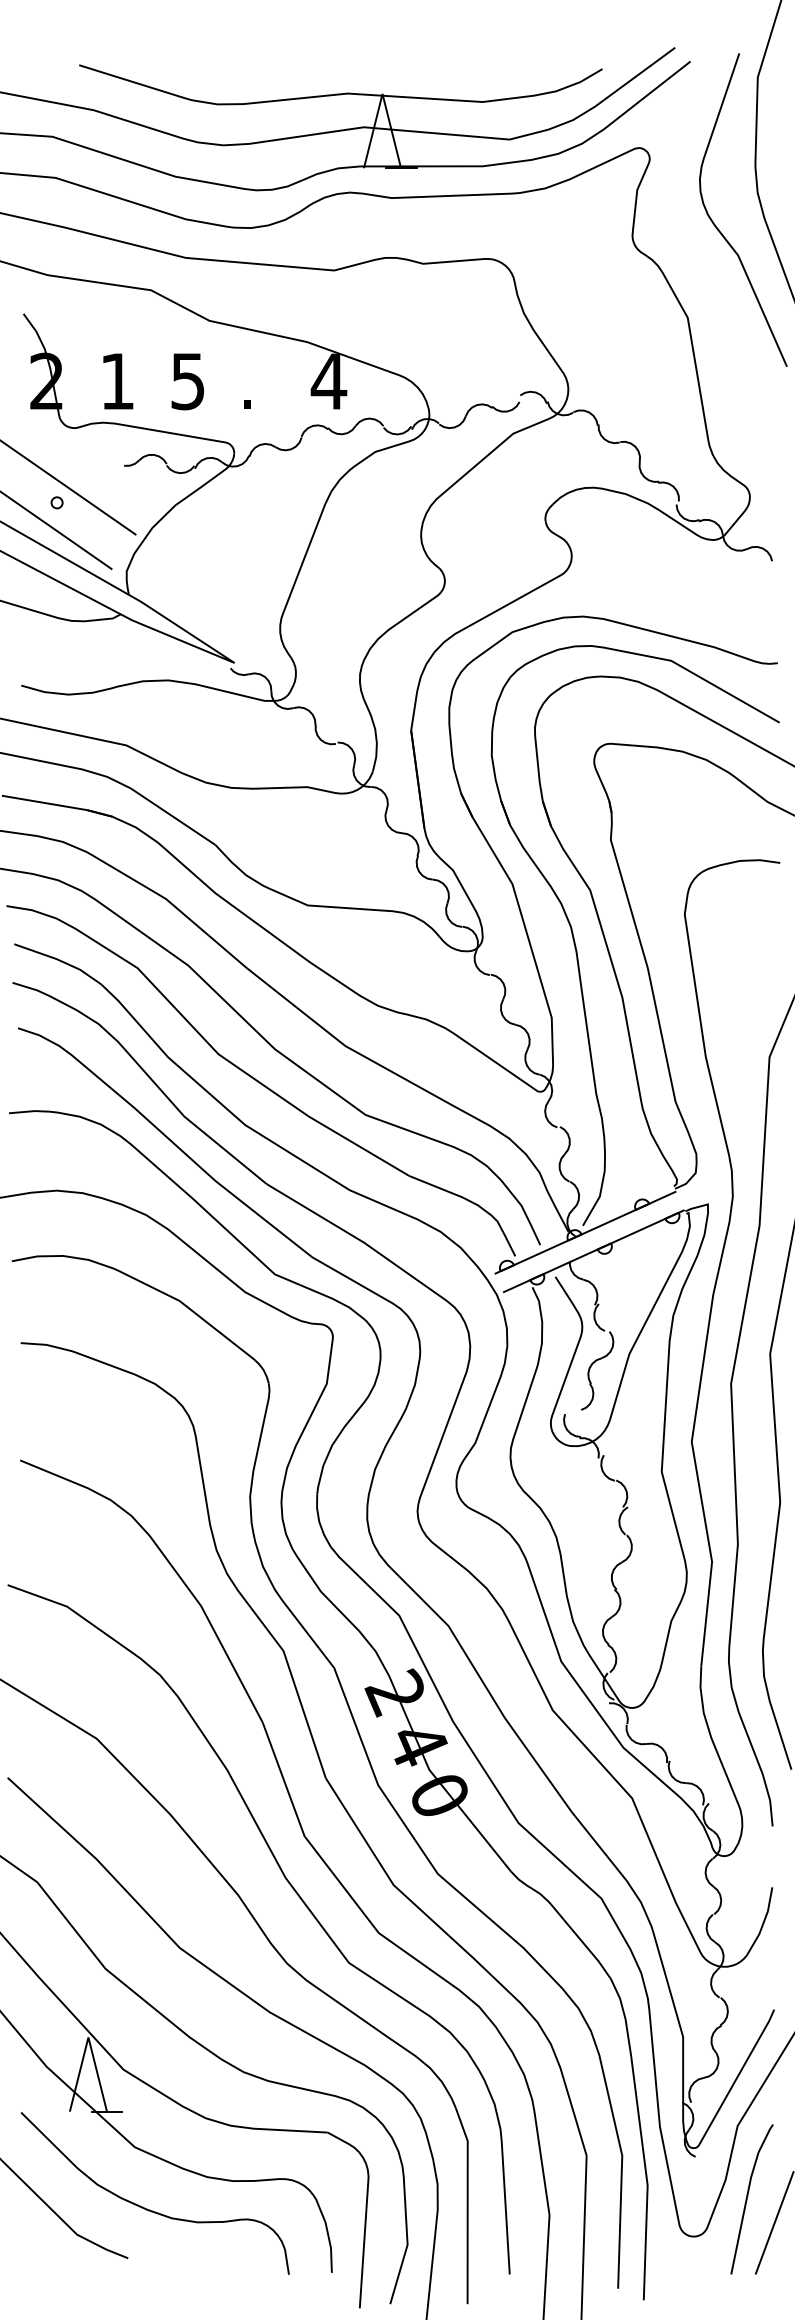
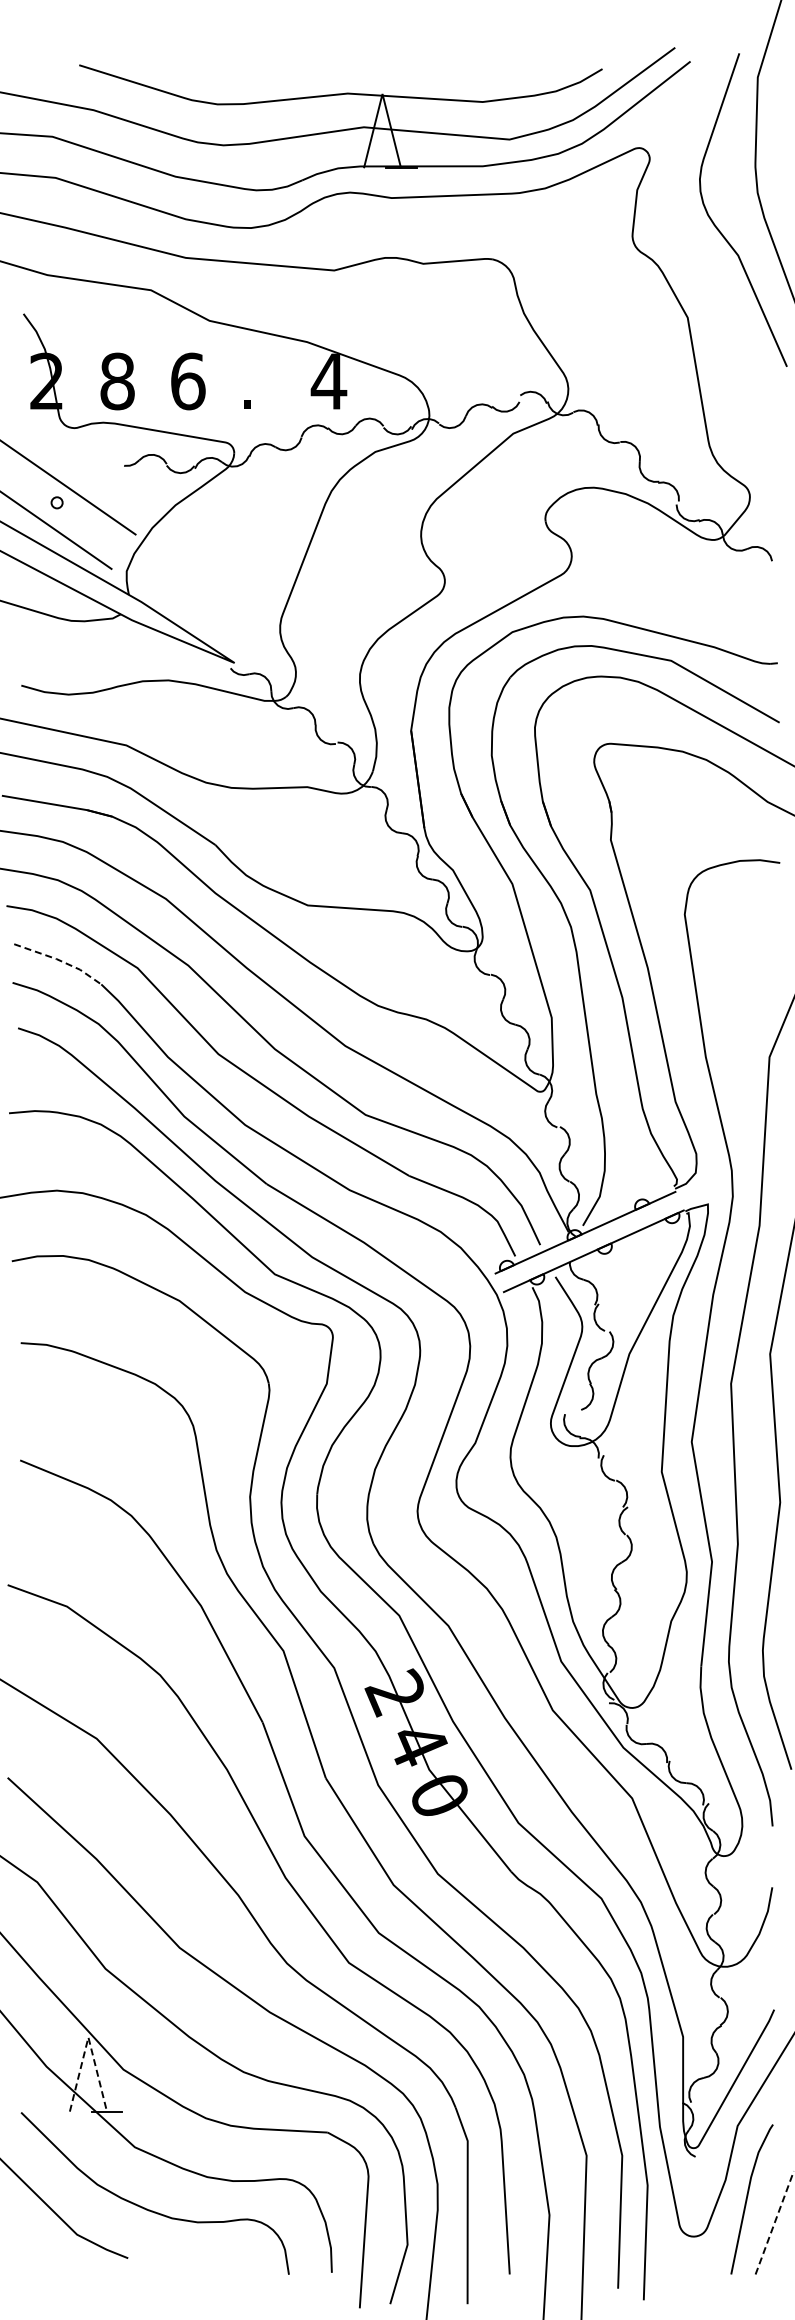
text: 1 -> 8 (117, 381)
text: 5 -> 6 (188, 381)
line: solid -> dashed (60, 960)
line: solid -> dashed (88, 2037)
line: solid -> dashed (774, 2222)
